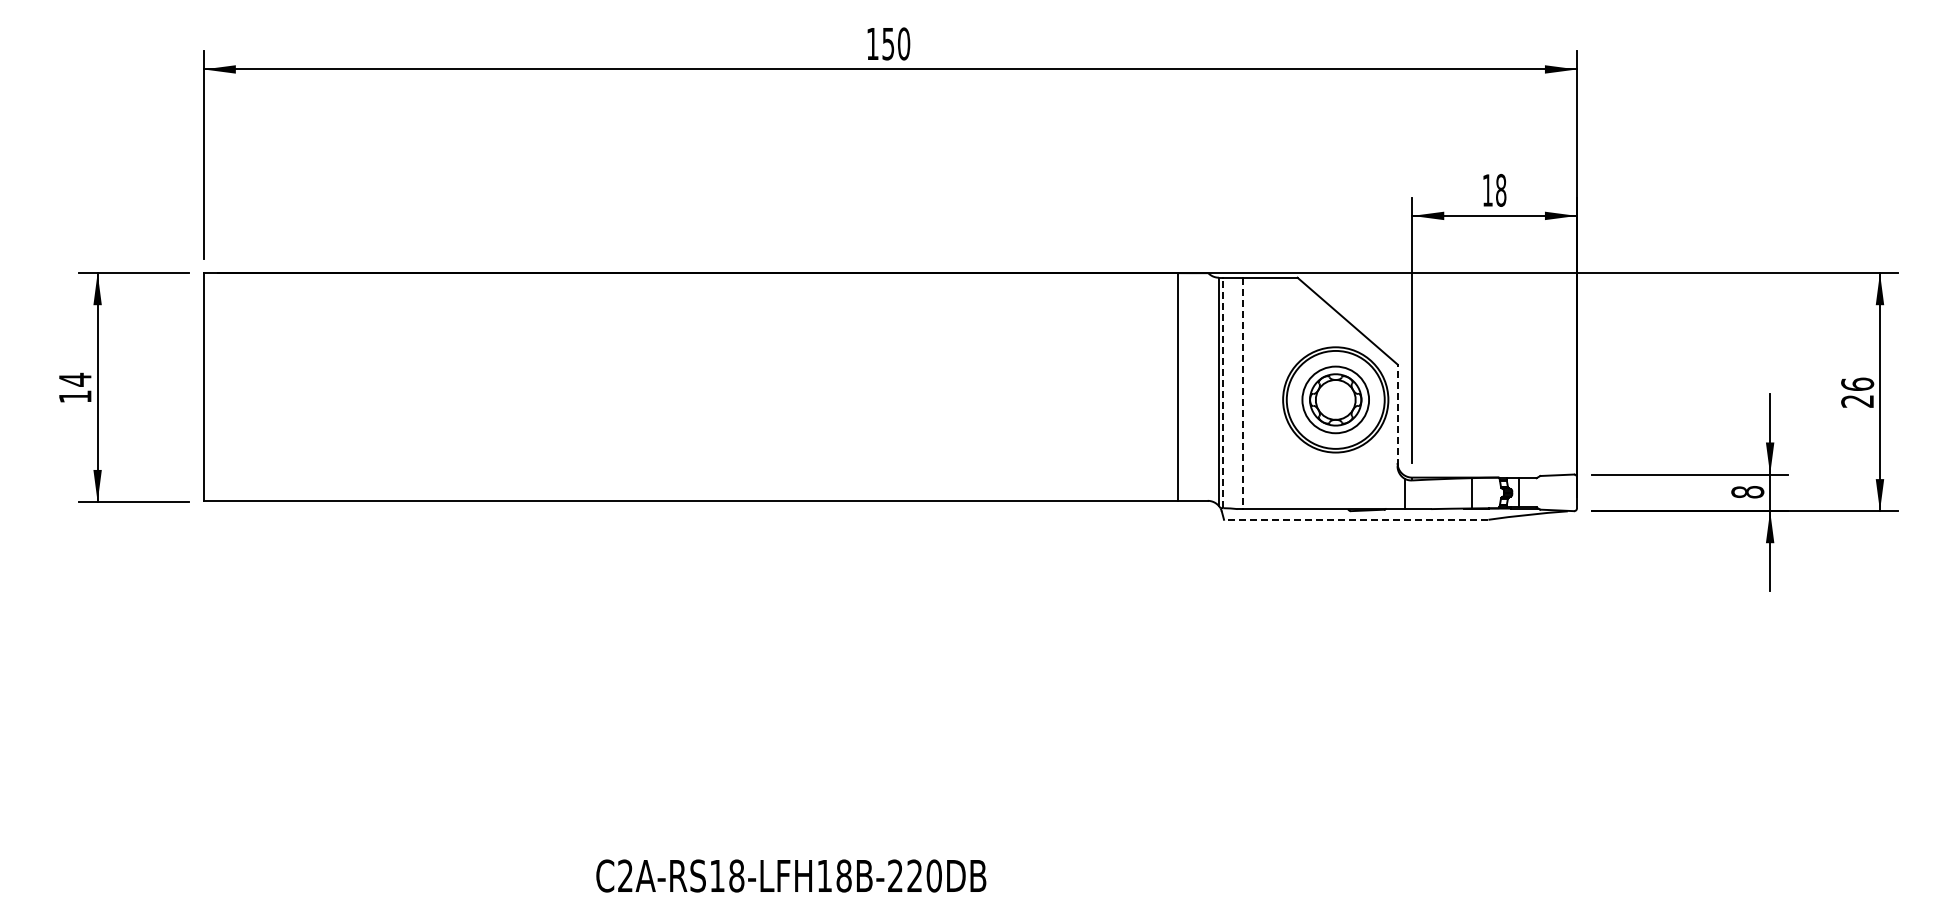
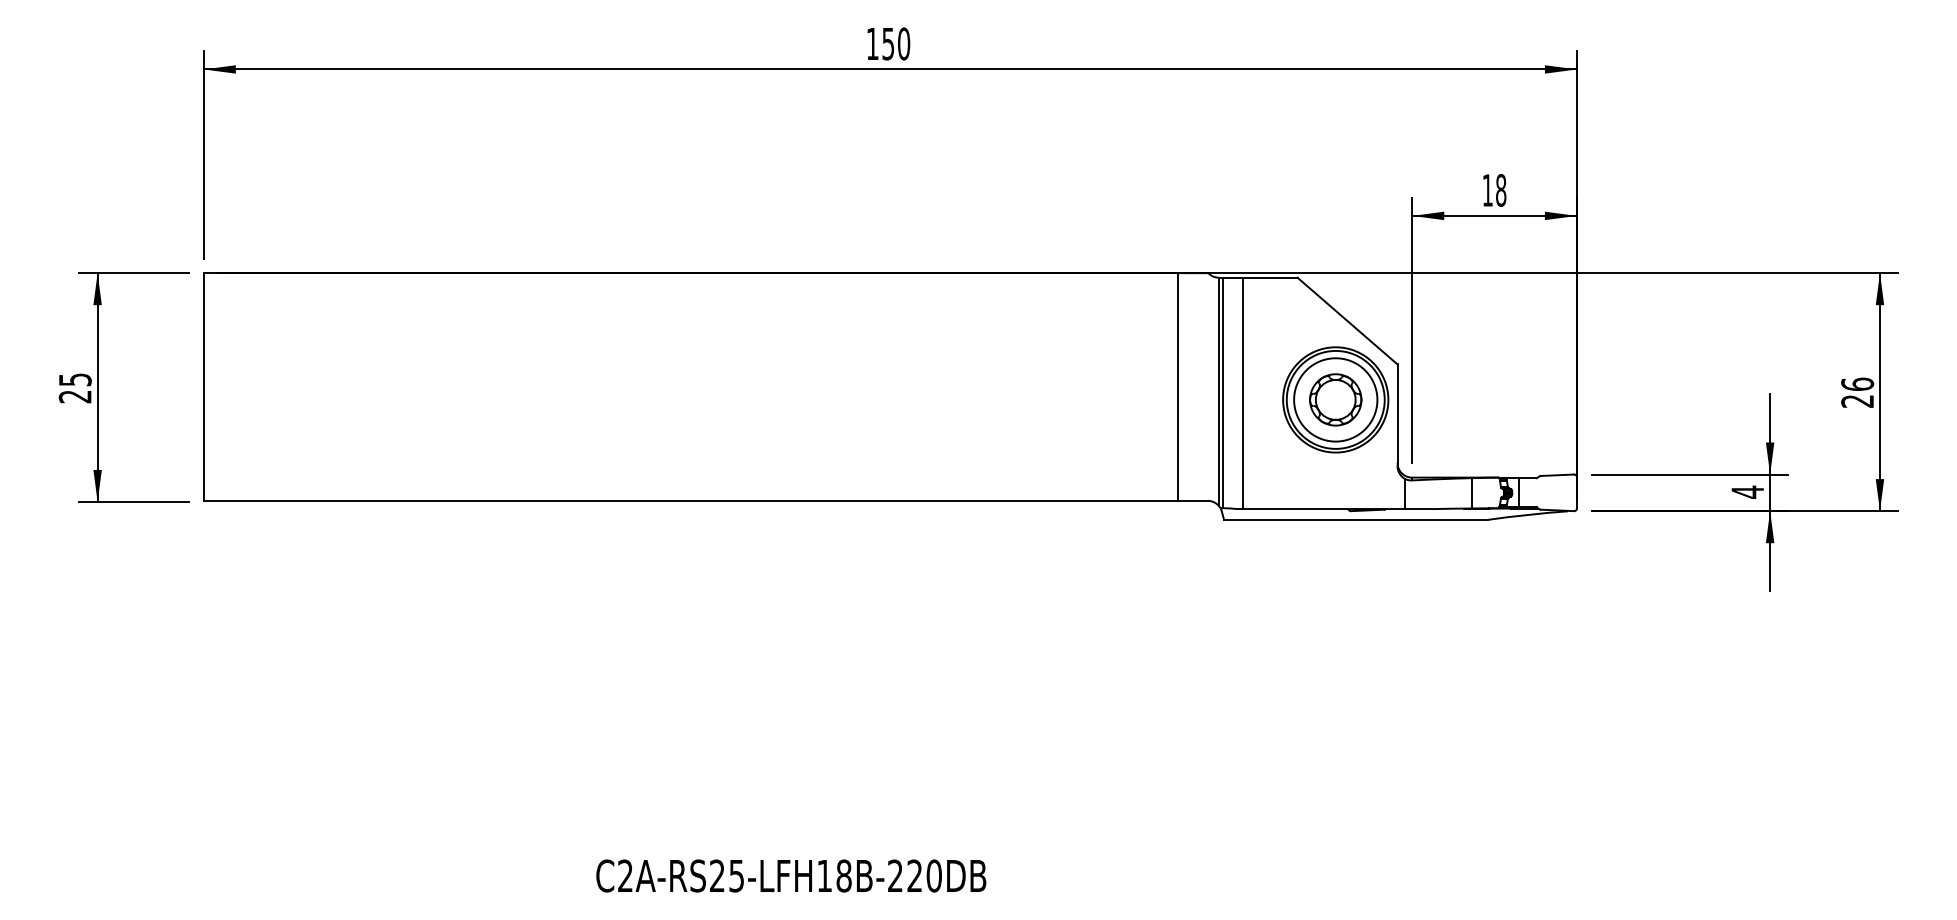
text: 14 -> 25 (74, 387)
line: dashed -> solid (1223, 392)
line: dashed -> solid (1242, 393)
circle diameter: 67 px -> 83 px (1335, 399)
line: dashed -> solid (1397, 415)
text: 8 -> 4 (1747, 491)
line: dashed -> solid (1355, 519)
text: C2A-RS18-LFH18B-220DB -> C2A-RS25-LFH18B-220DB (727, 875)
